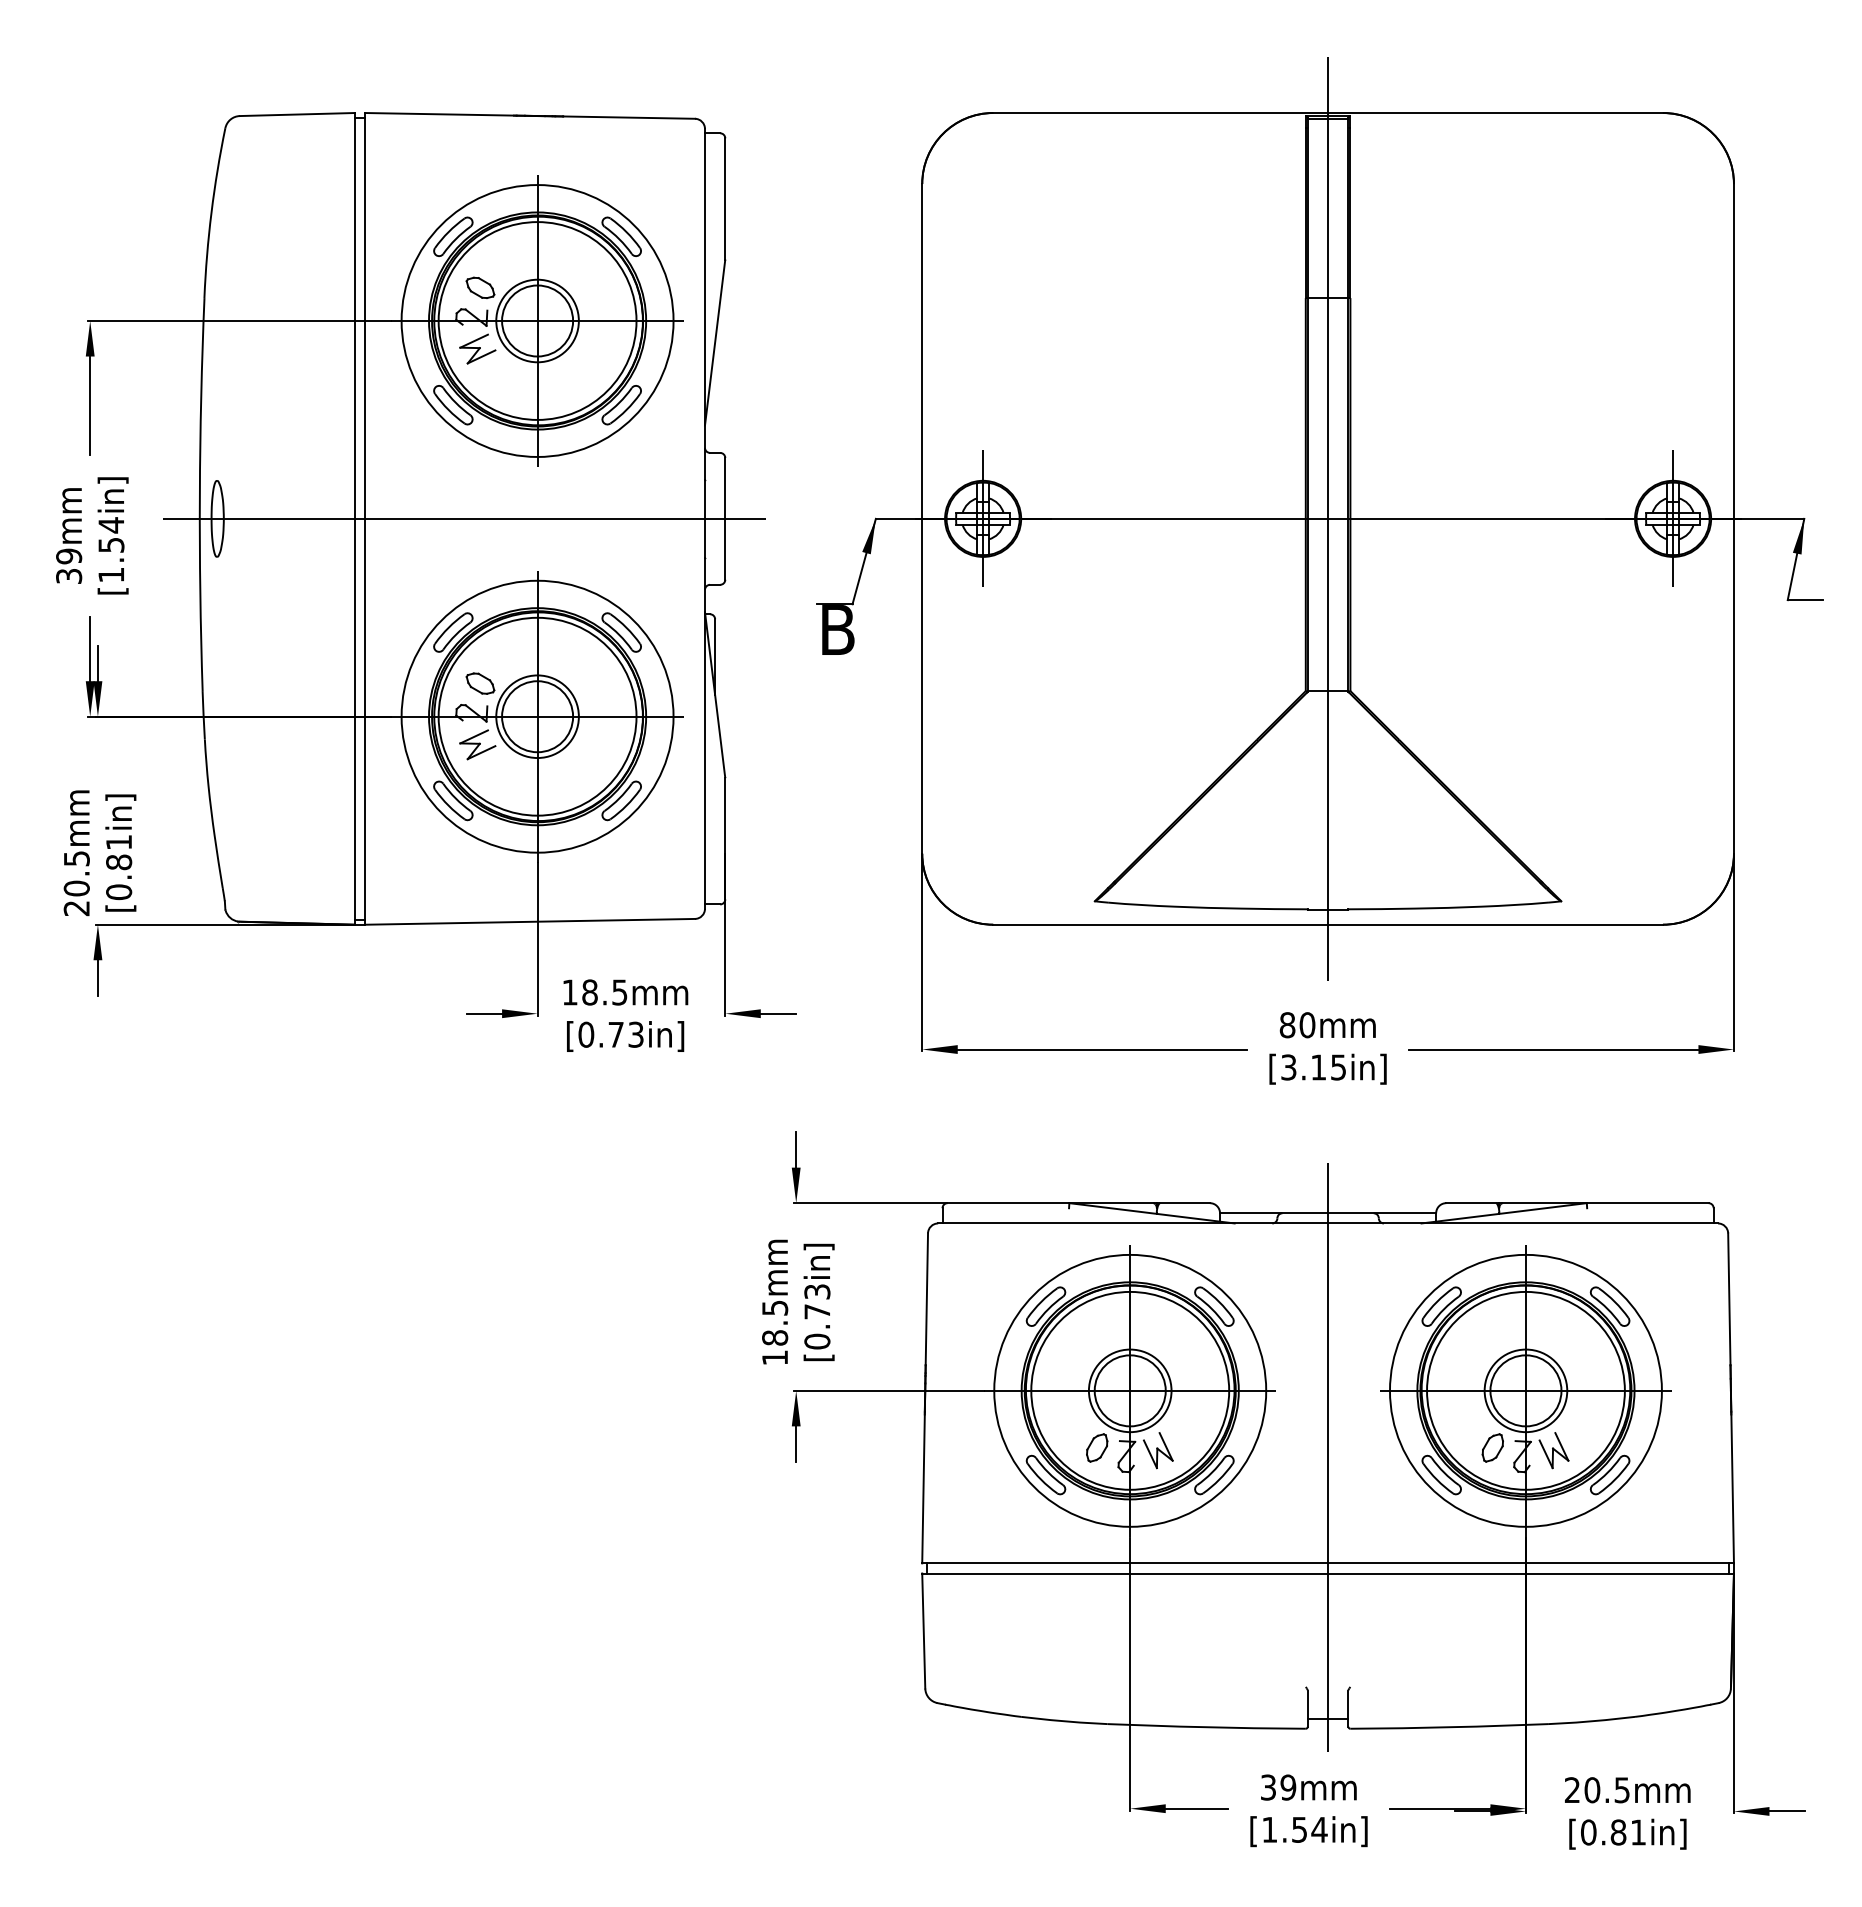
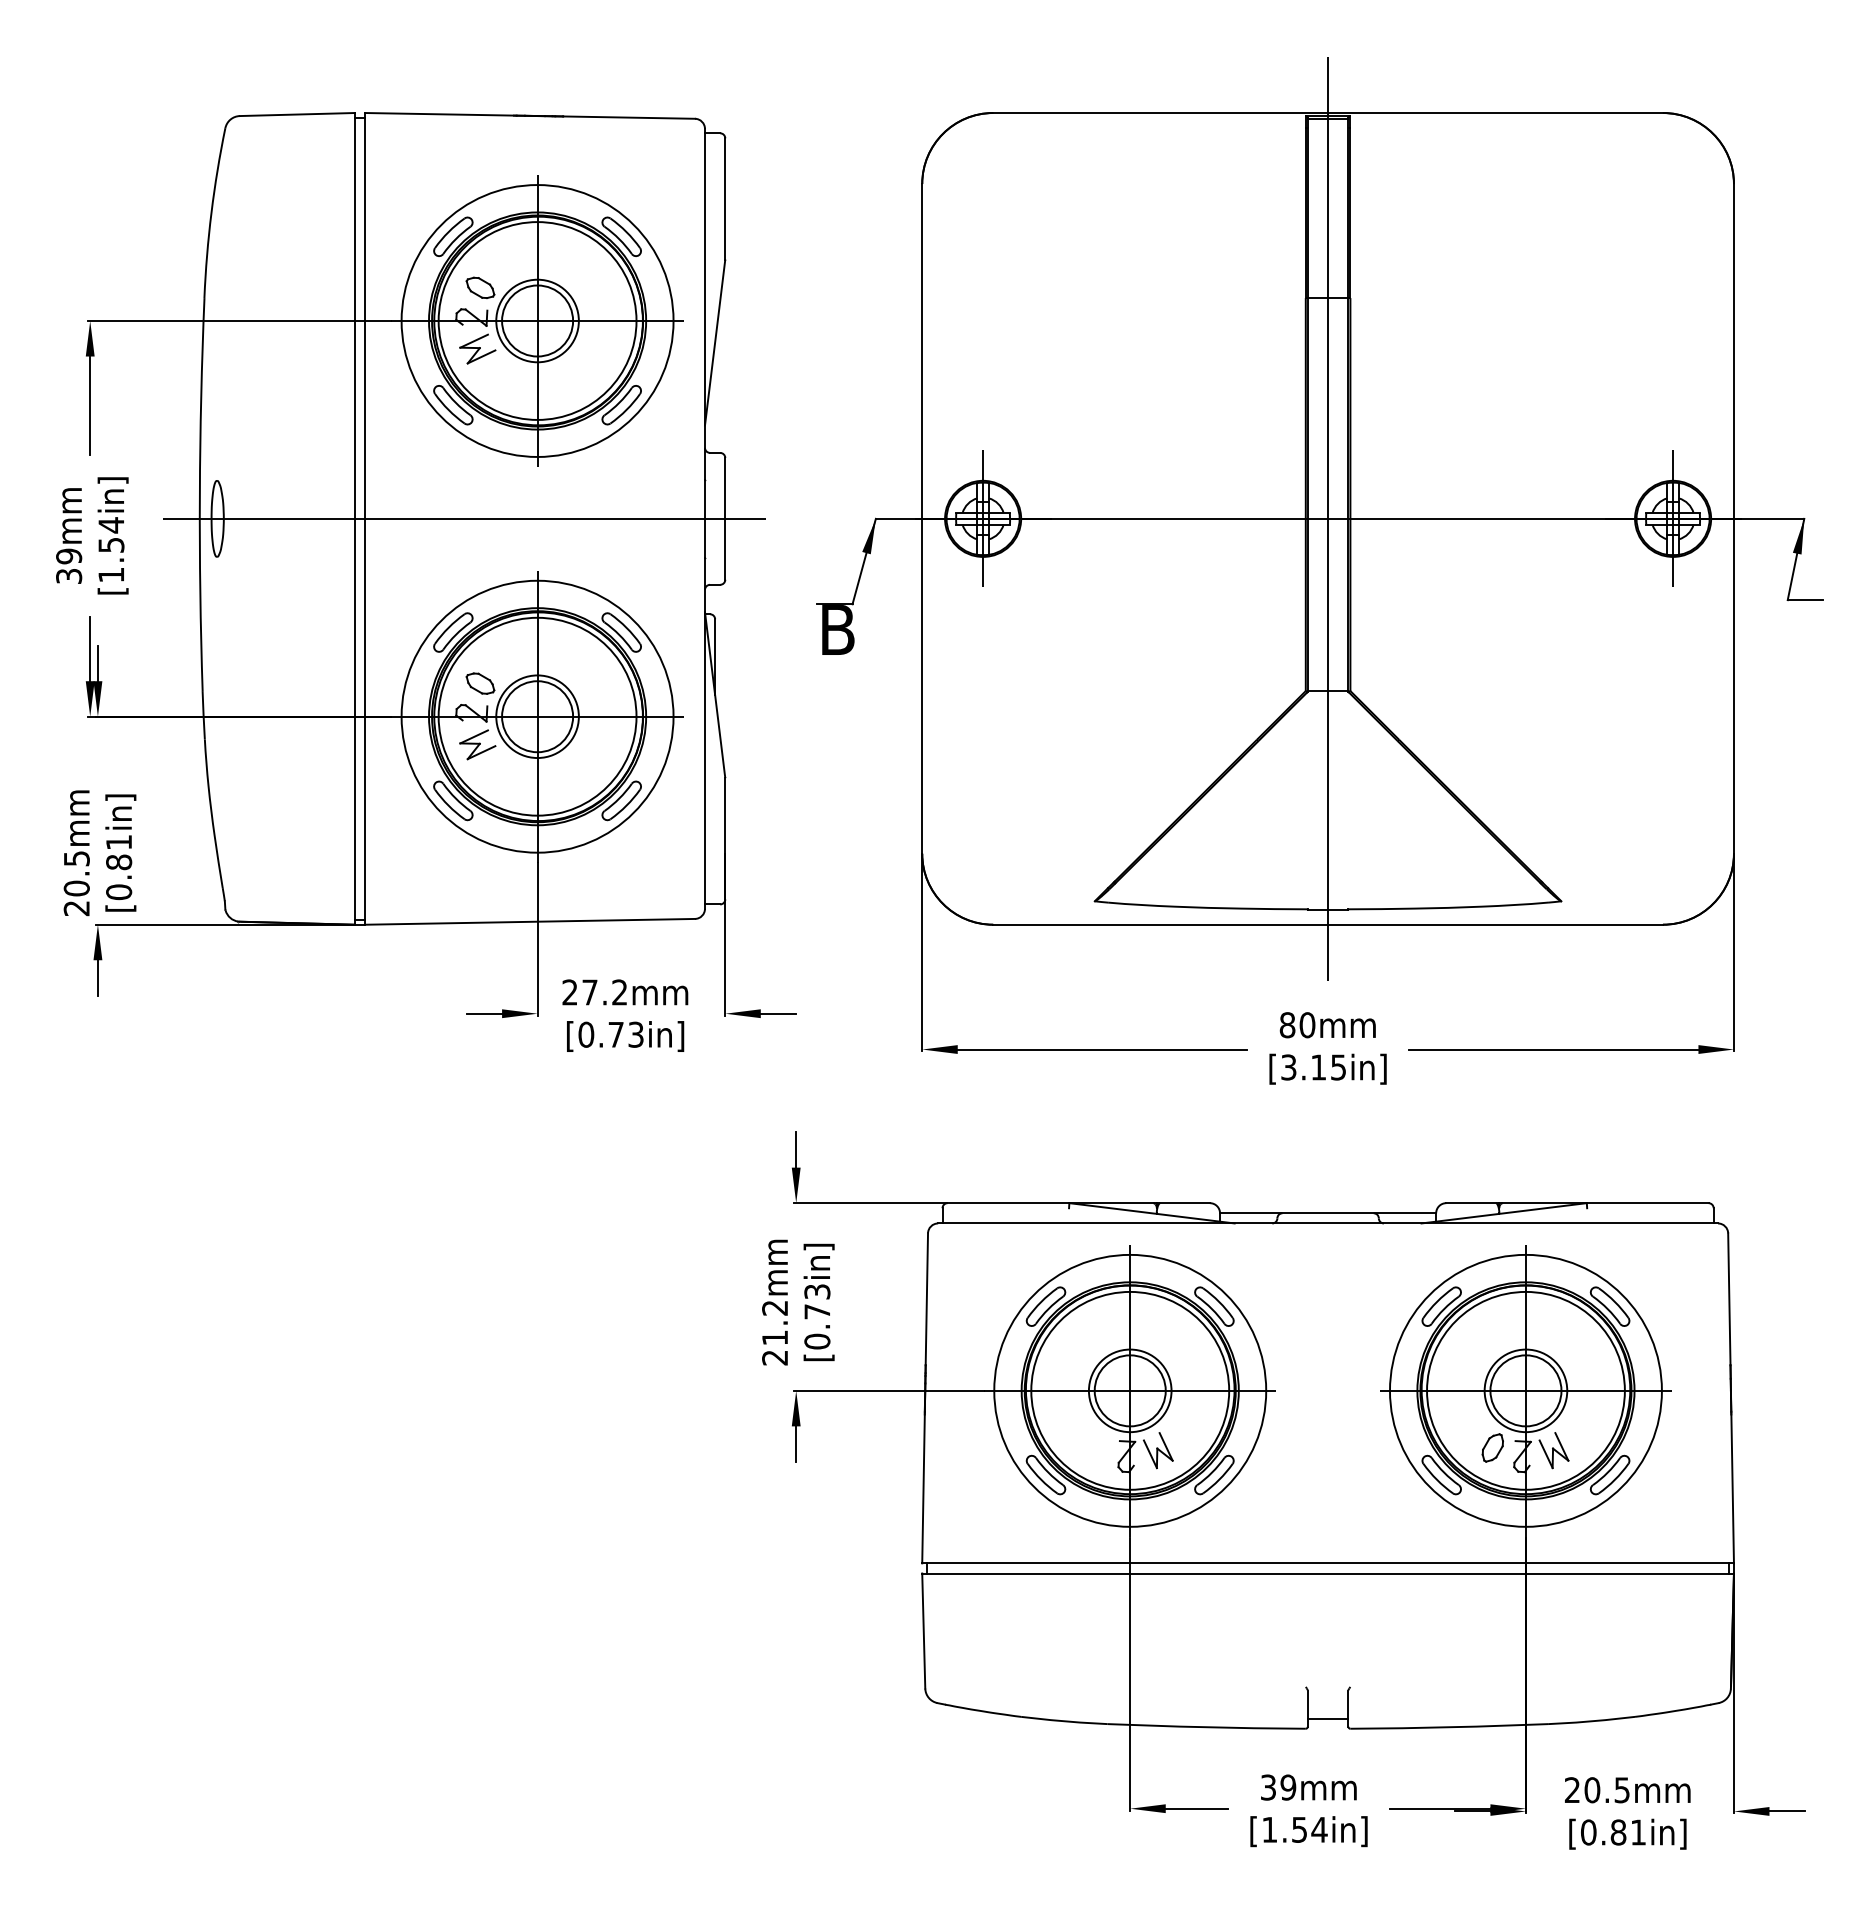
text: 18.5mm -> 27.2mm (594, 992)
text: 18.5mm -> 21.2mm (775, 1332)
part: present -> none (1097, 1447)
line: present -> none (1328, 1456)
